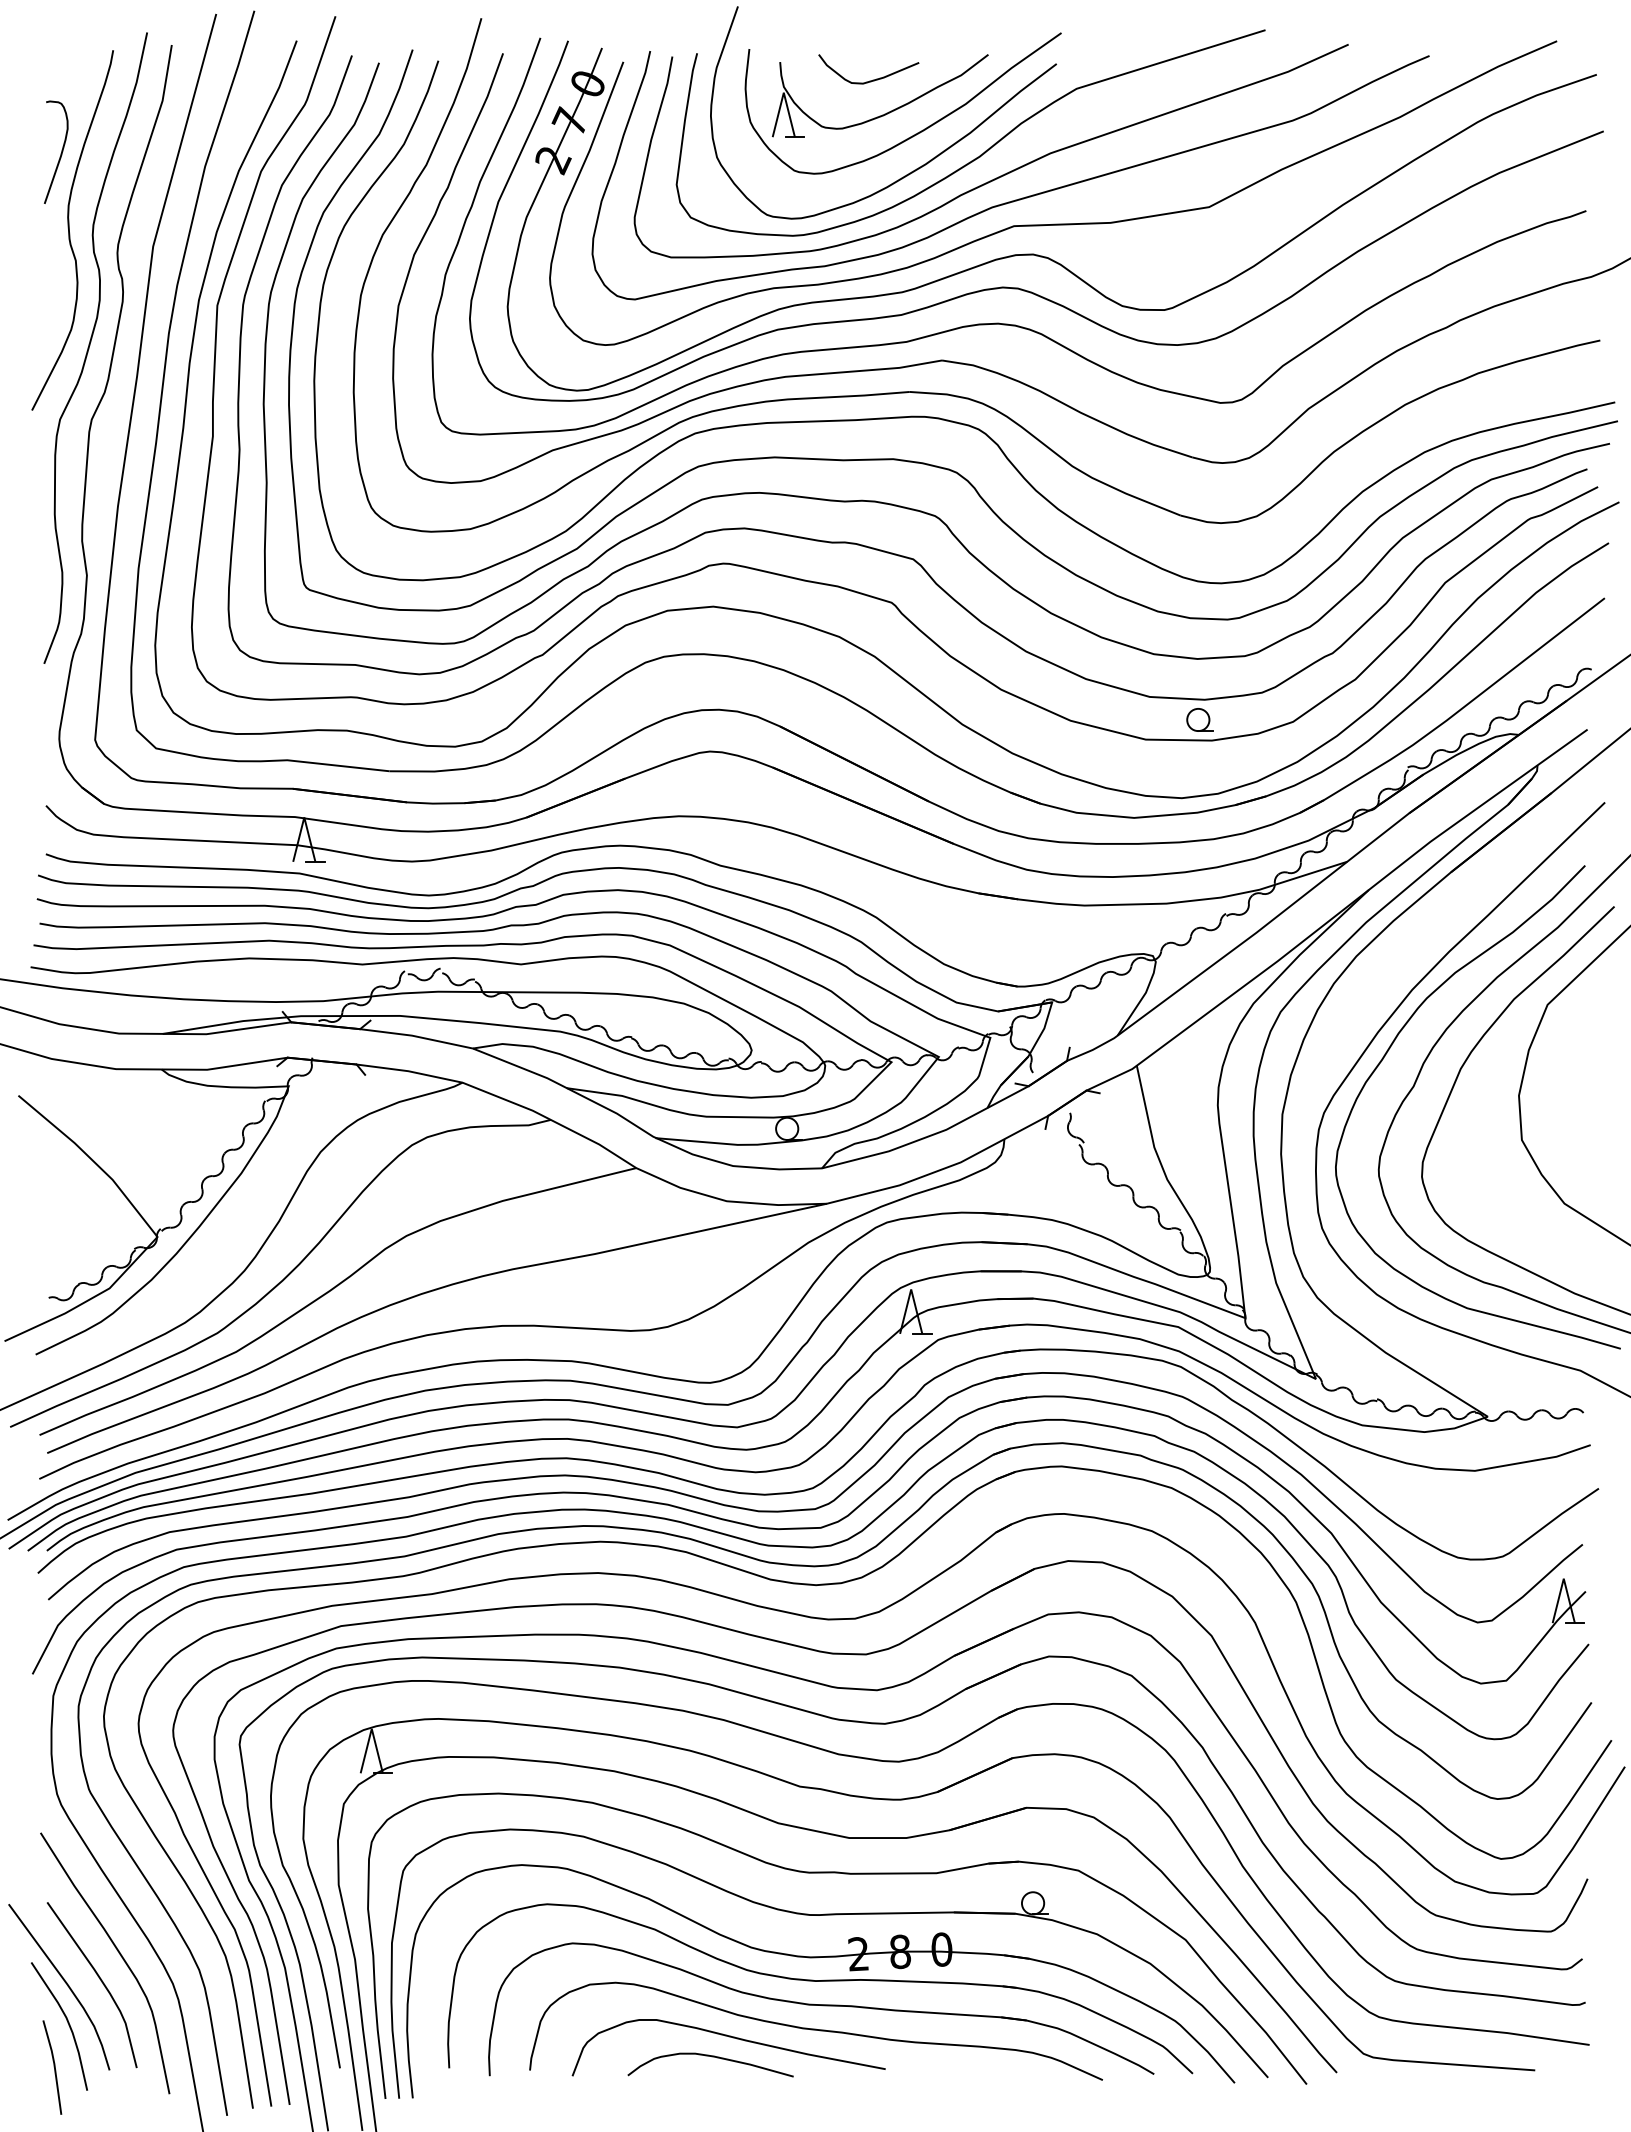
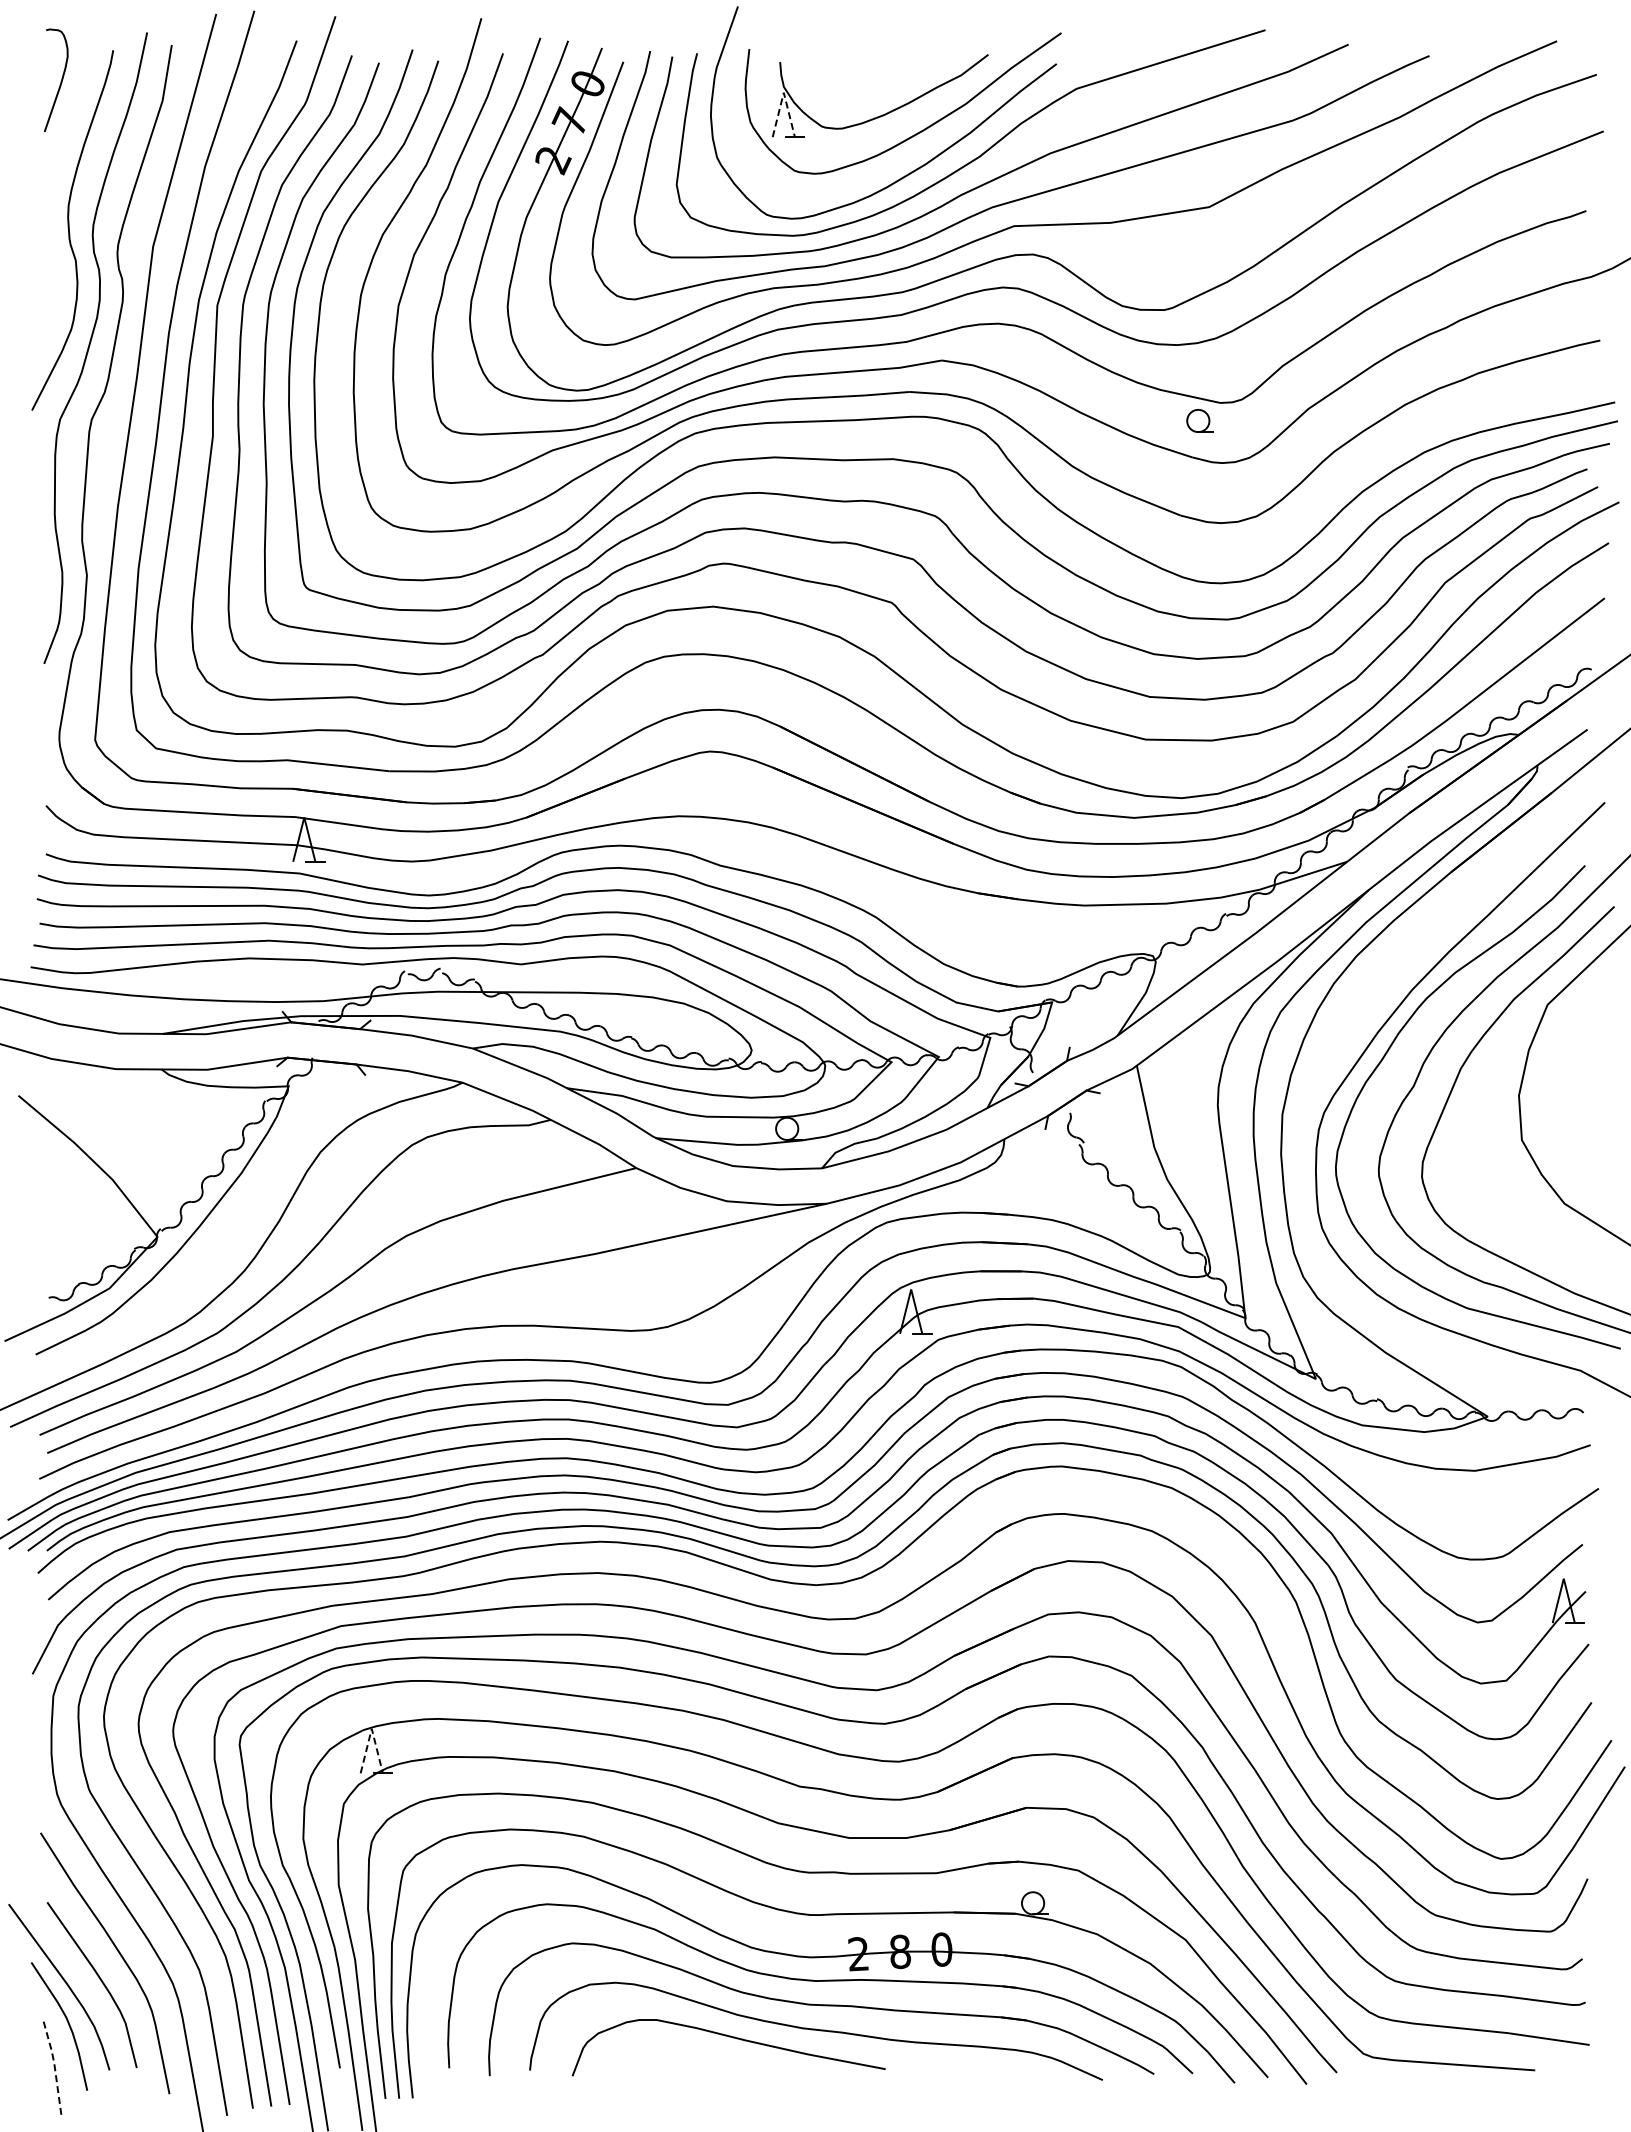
curve: present -> none (869, 80)
line: solid -> dashed (783, 92)
curve position: (60, 153) -> (60, 81) (60, 81)
part position: (1199, 719) -> (1199, 420) (1199, 420)
line: solid -> dashed (371, 1728)
curve: present -> none (711, 2057)
line: solid -> dashed (54, 2065)
